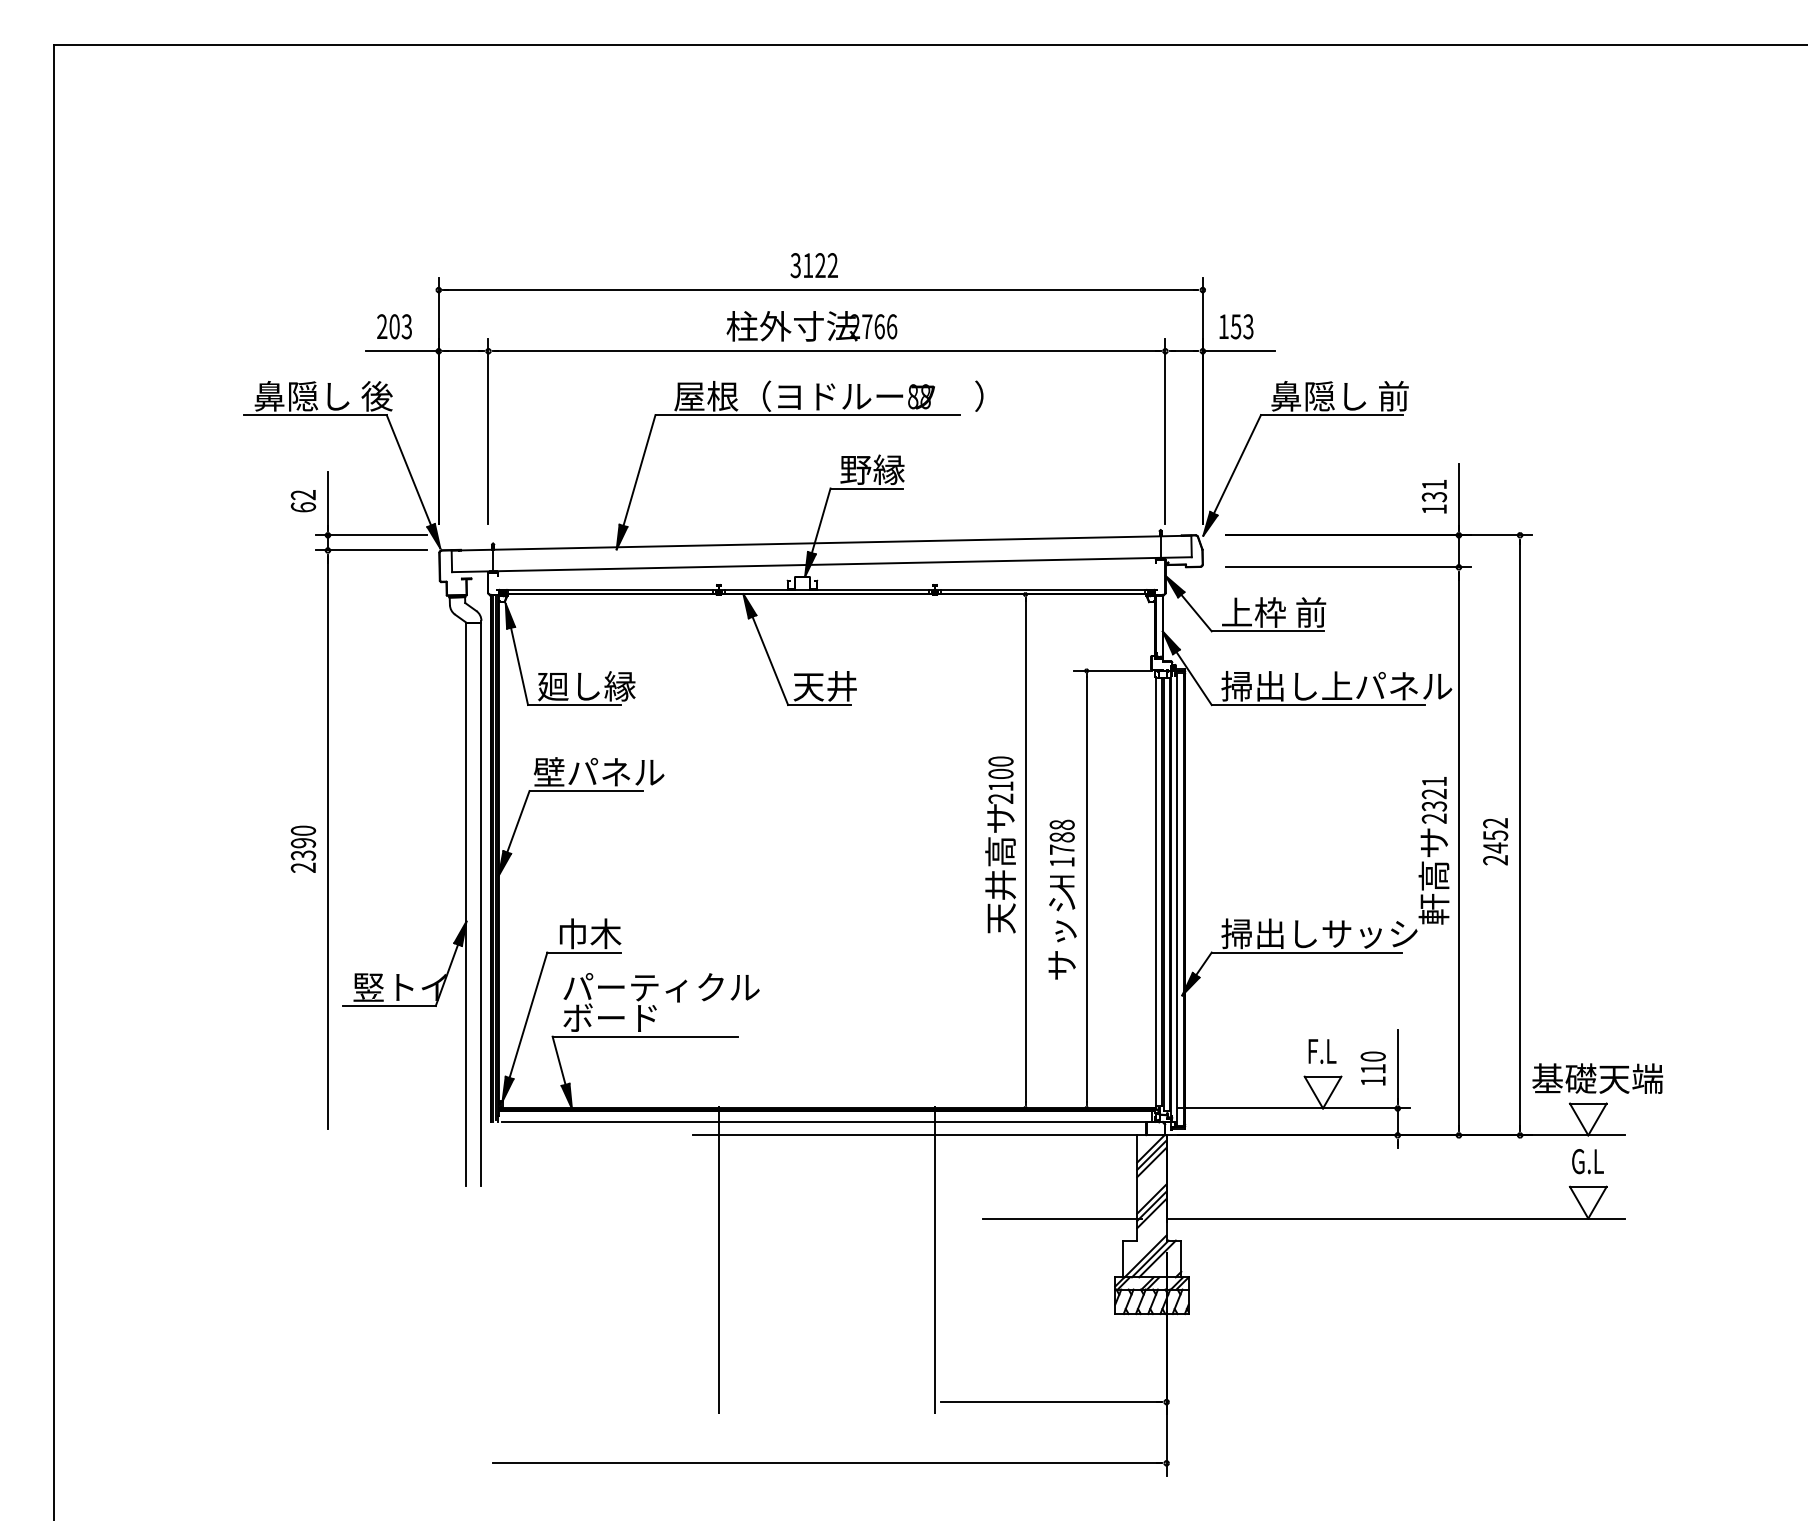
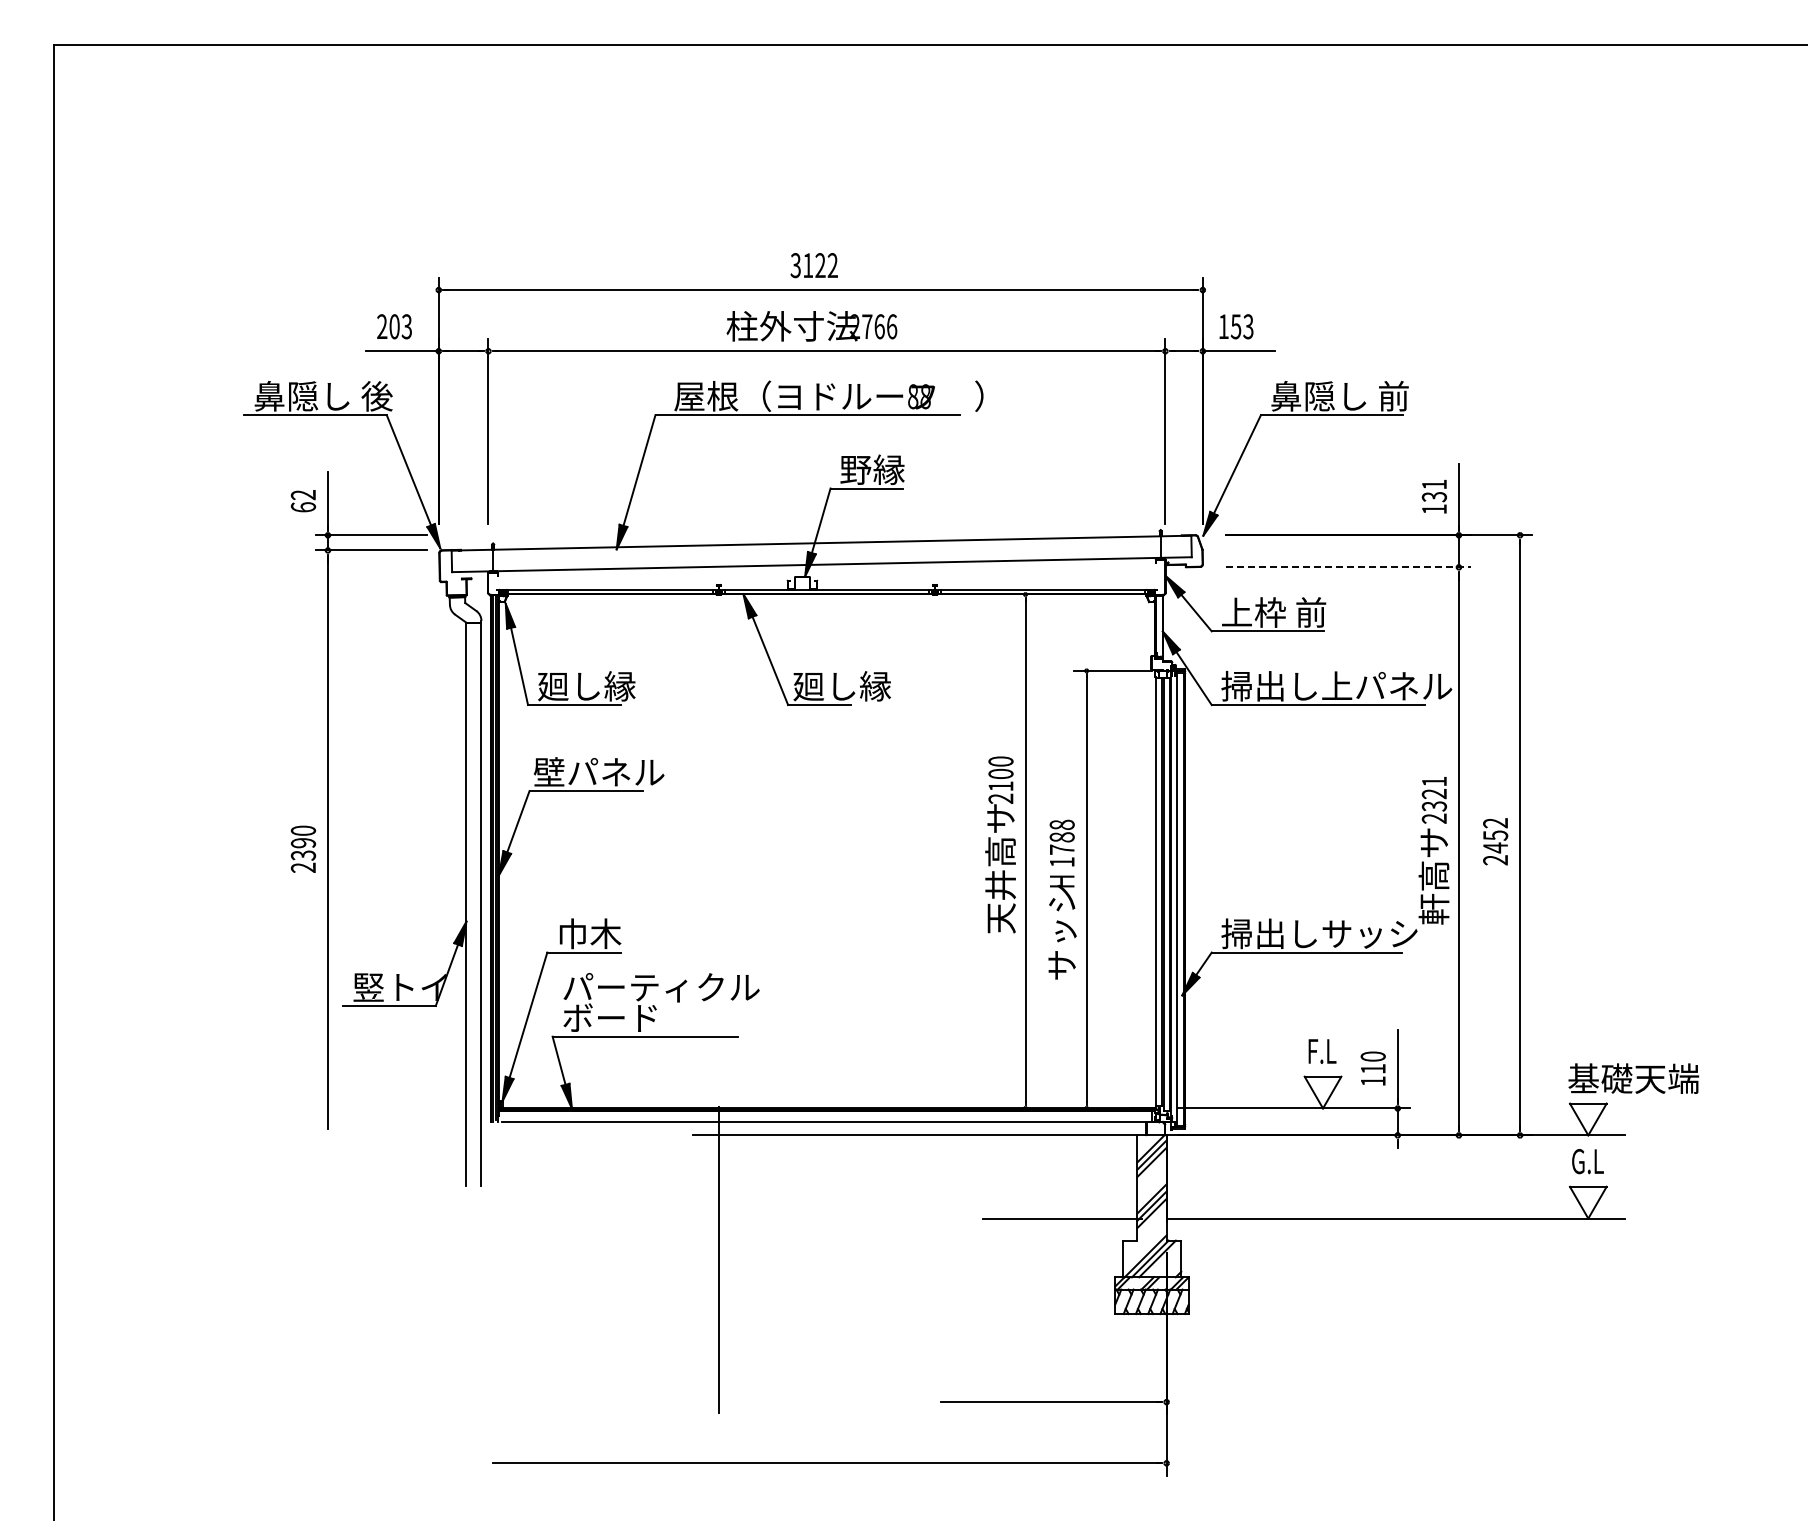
line: solid -> dashed (1349, 567)
text: 天井 -> 廻し縁 (842, 686)
text position: (1597, 1078) -> (1633, 1078) (1633, 1078)
line: present -> none (935, 1260)
